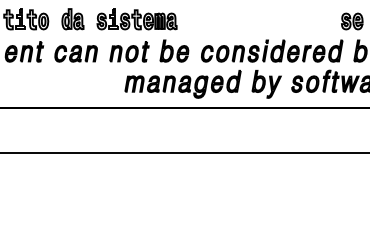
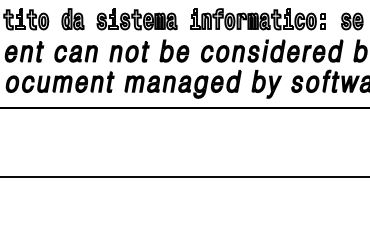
part: none -> present (257, 19)
part: none -> present (59, 81)
line position: (184, 153) -> (184, 177) (184, 177)
